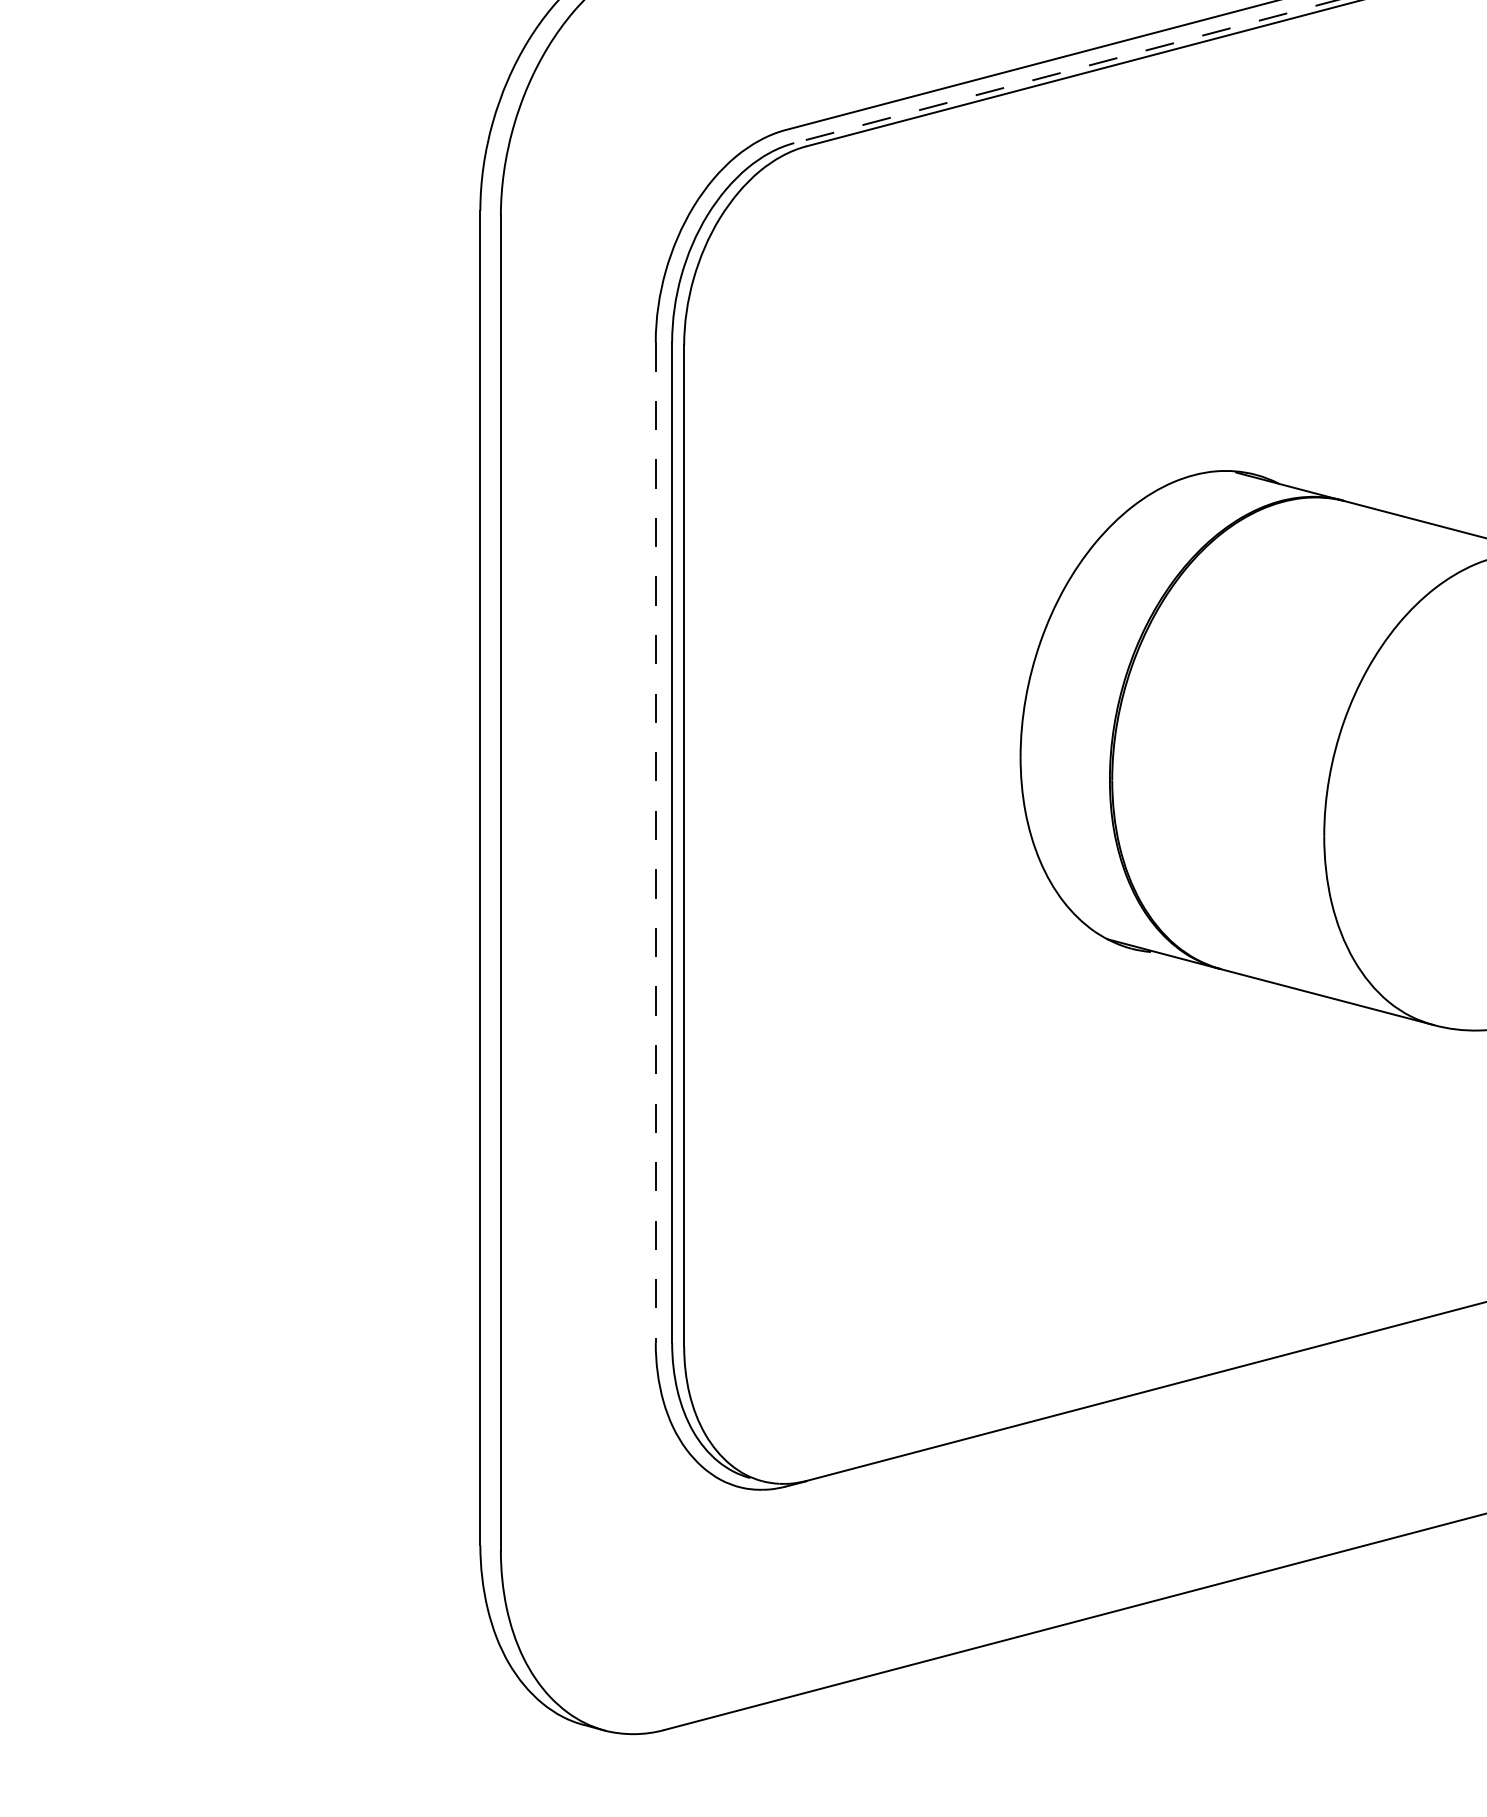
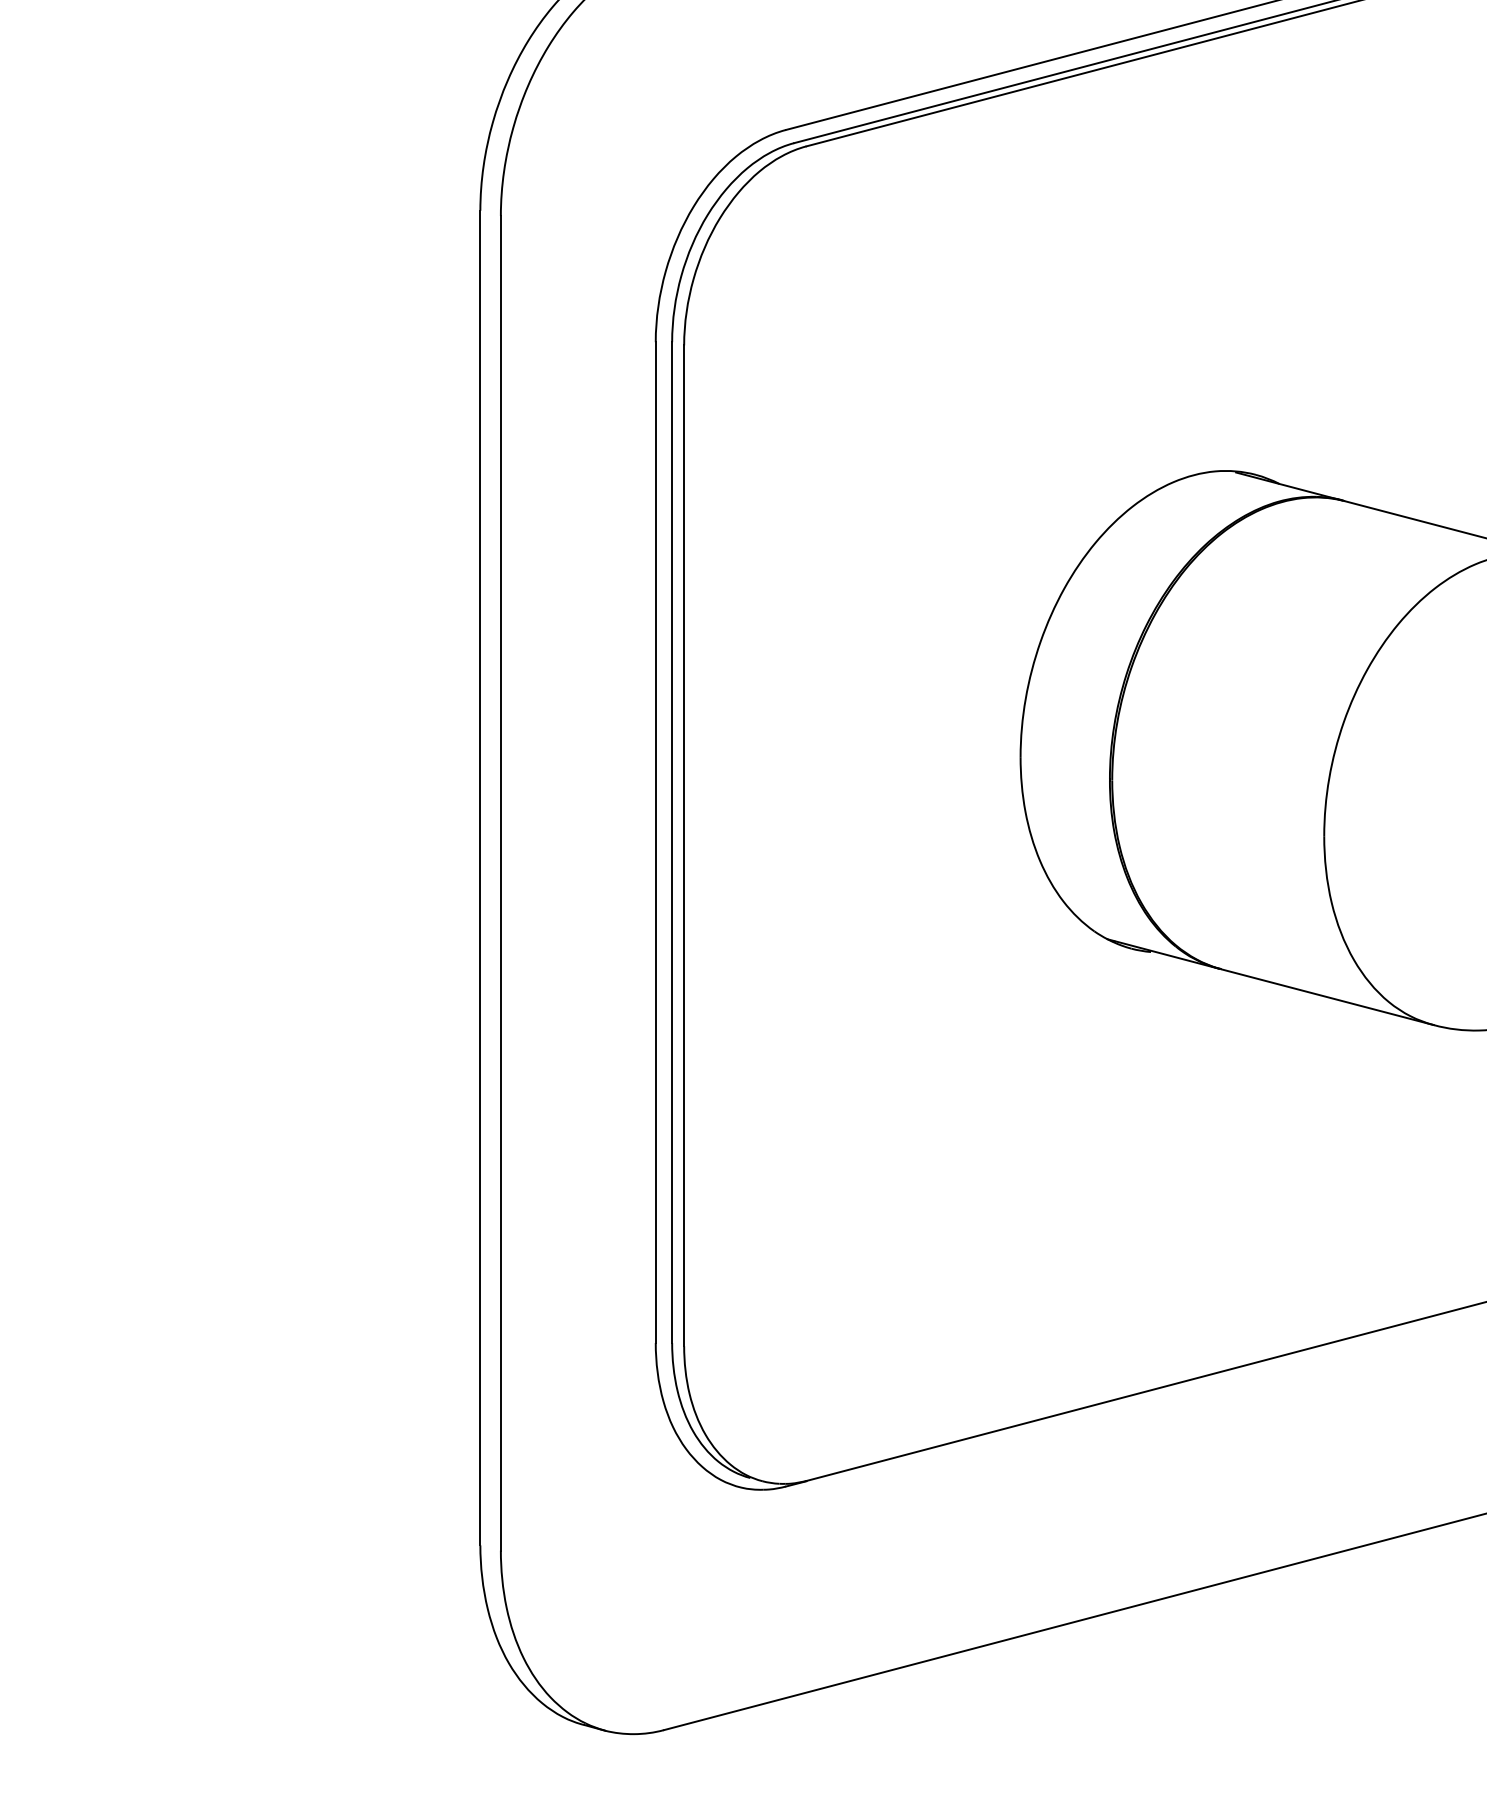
line: dashed -> solid (1065, 71)
line: dashed -> solid (655, 843)
